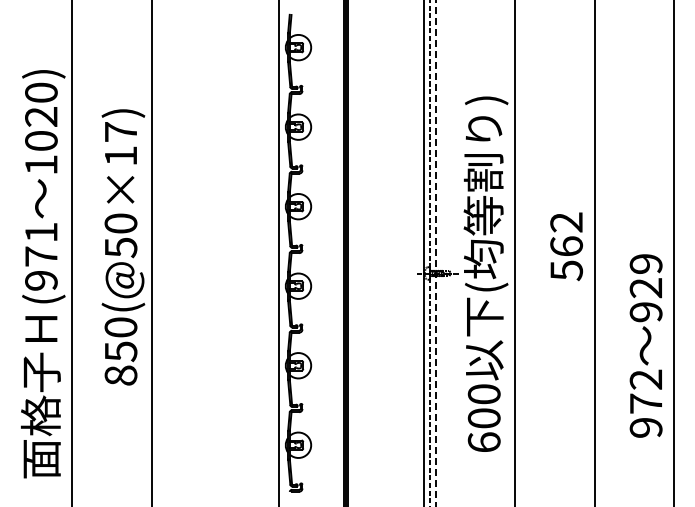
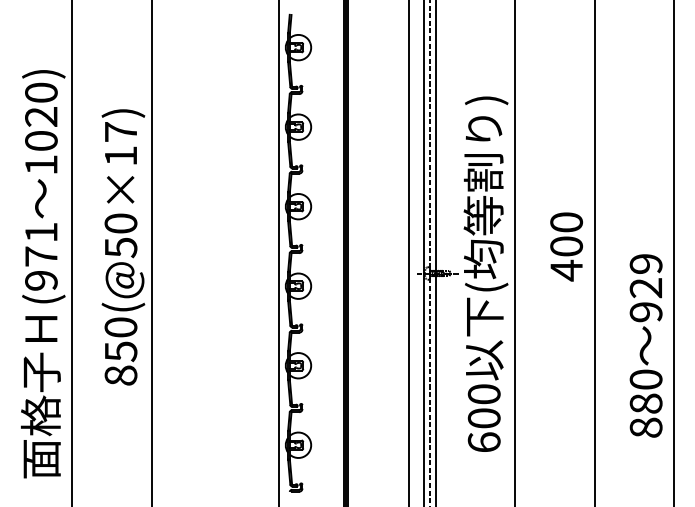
text: 562 -> 400 (566, 246)
line: none -> present (409, 252)
line: dashed -> solid (435, 253)
text: 972 -> 880 (645, 403)
